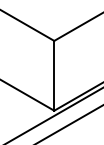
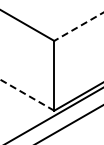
line: solid -> dashed (78, 26)
line: solid -> dashed (27, 95)
